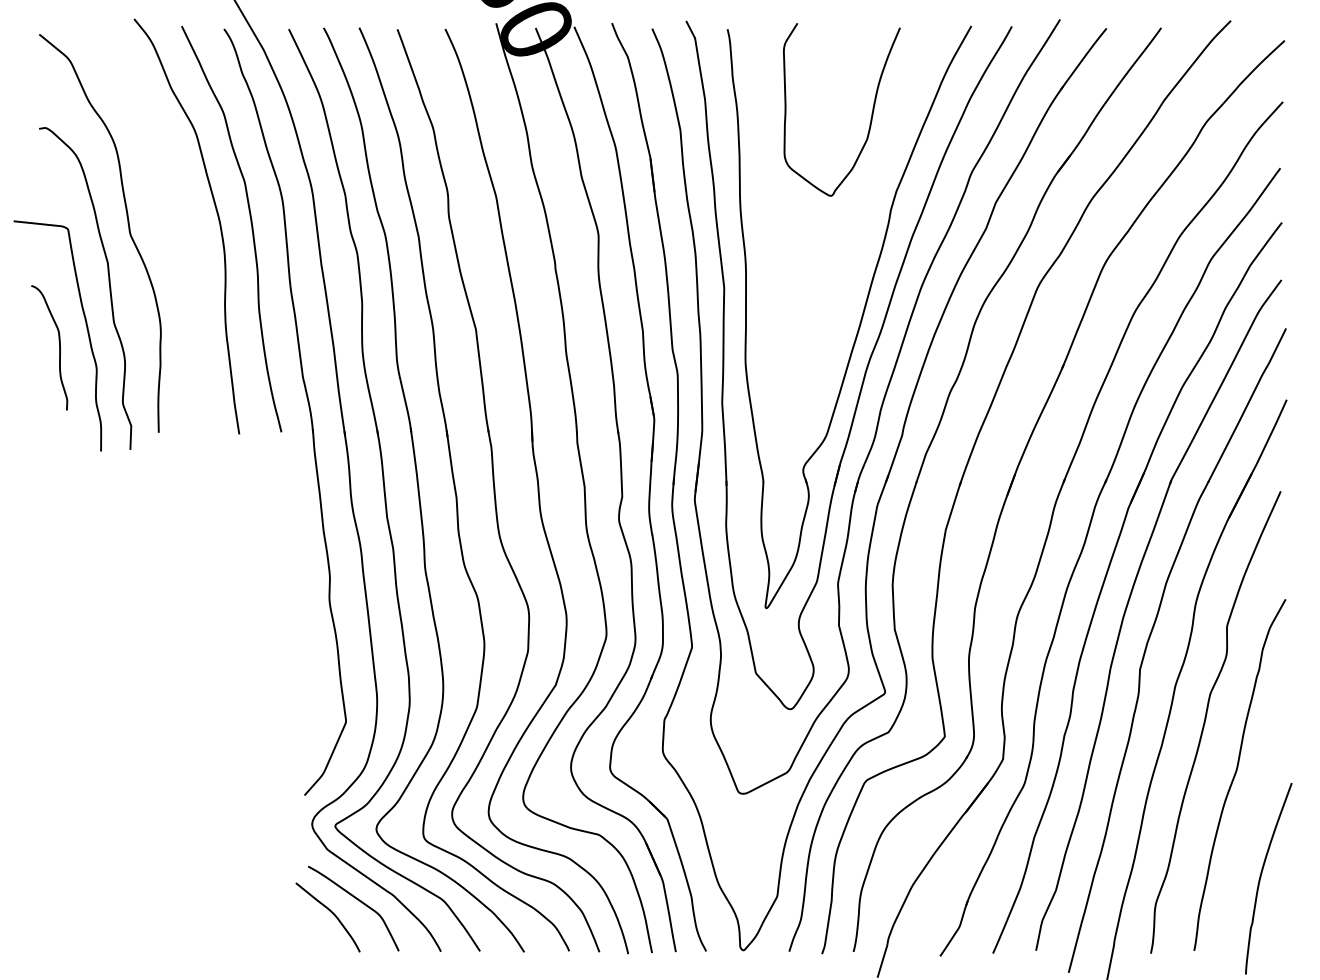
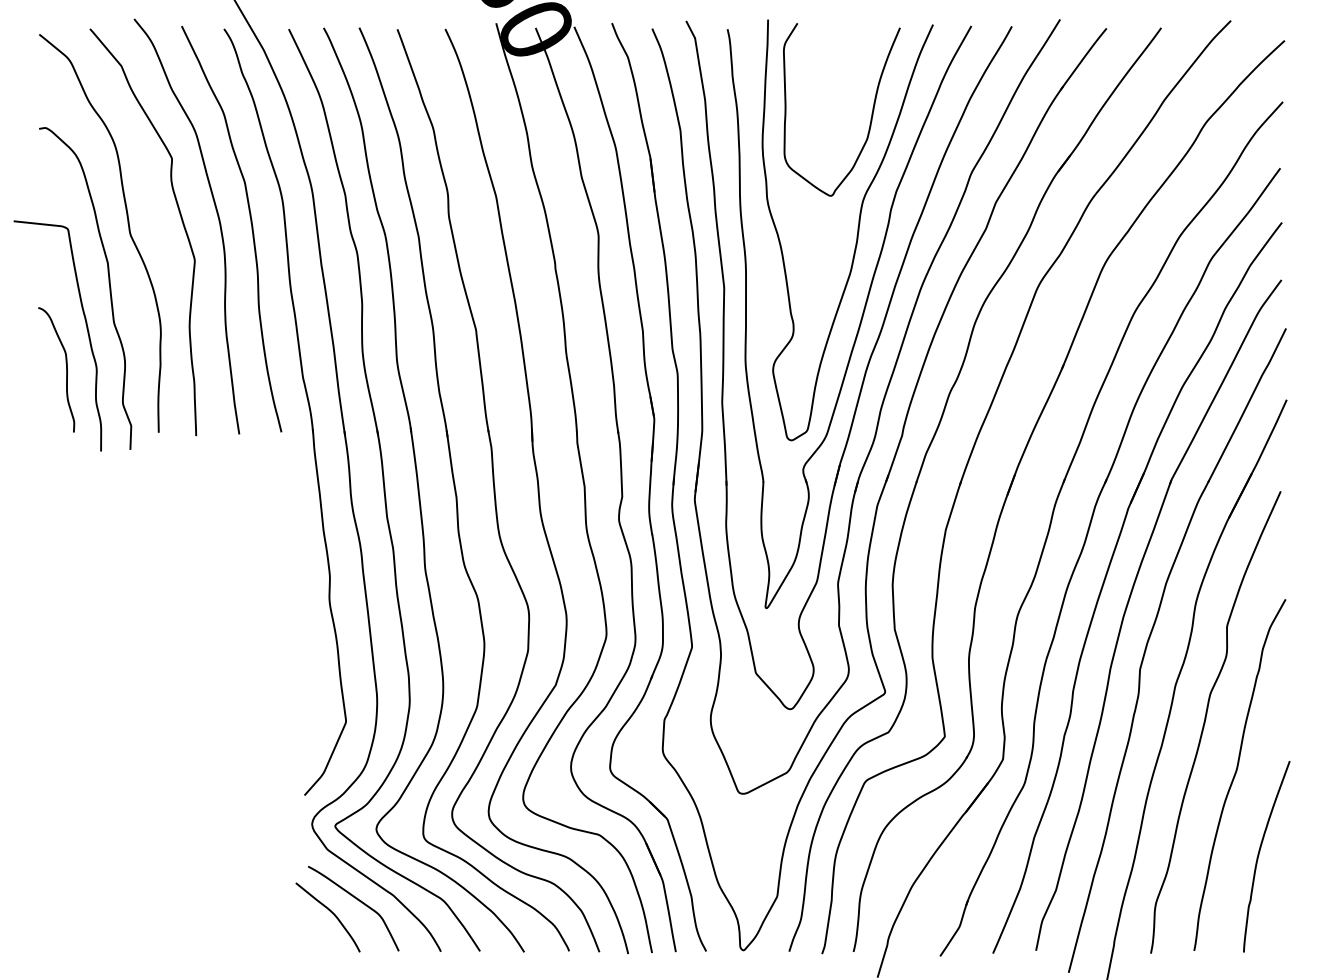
curve: none -> present (180, 218)
curve: none -> present (857, 230)
curve position: (59, 347) -> (66, 369) (66, 369)
curve position: (1261, 877) -> (1259, 855) (1259, 855)
